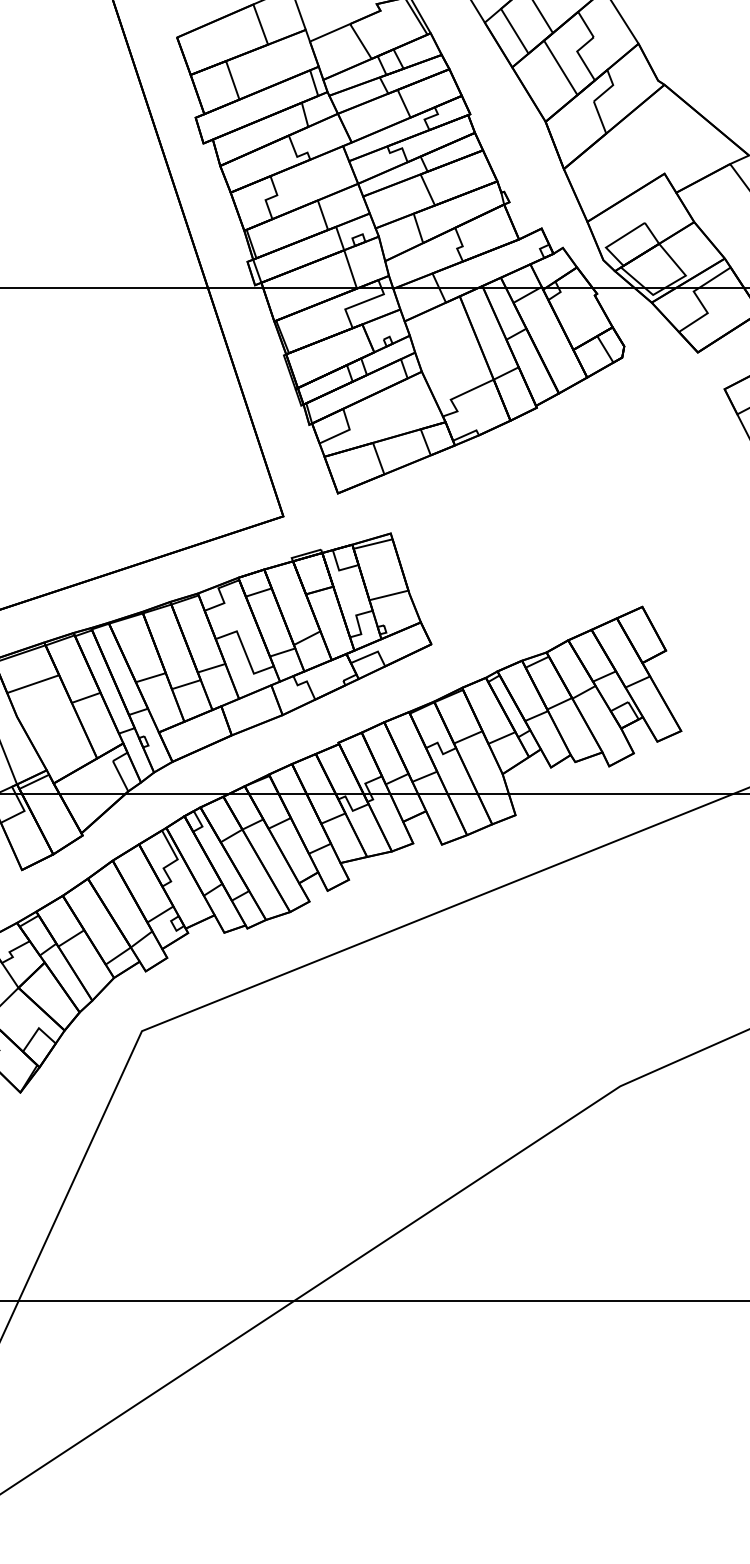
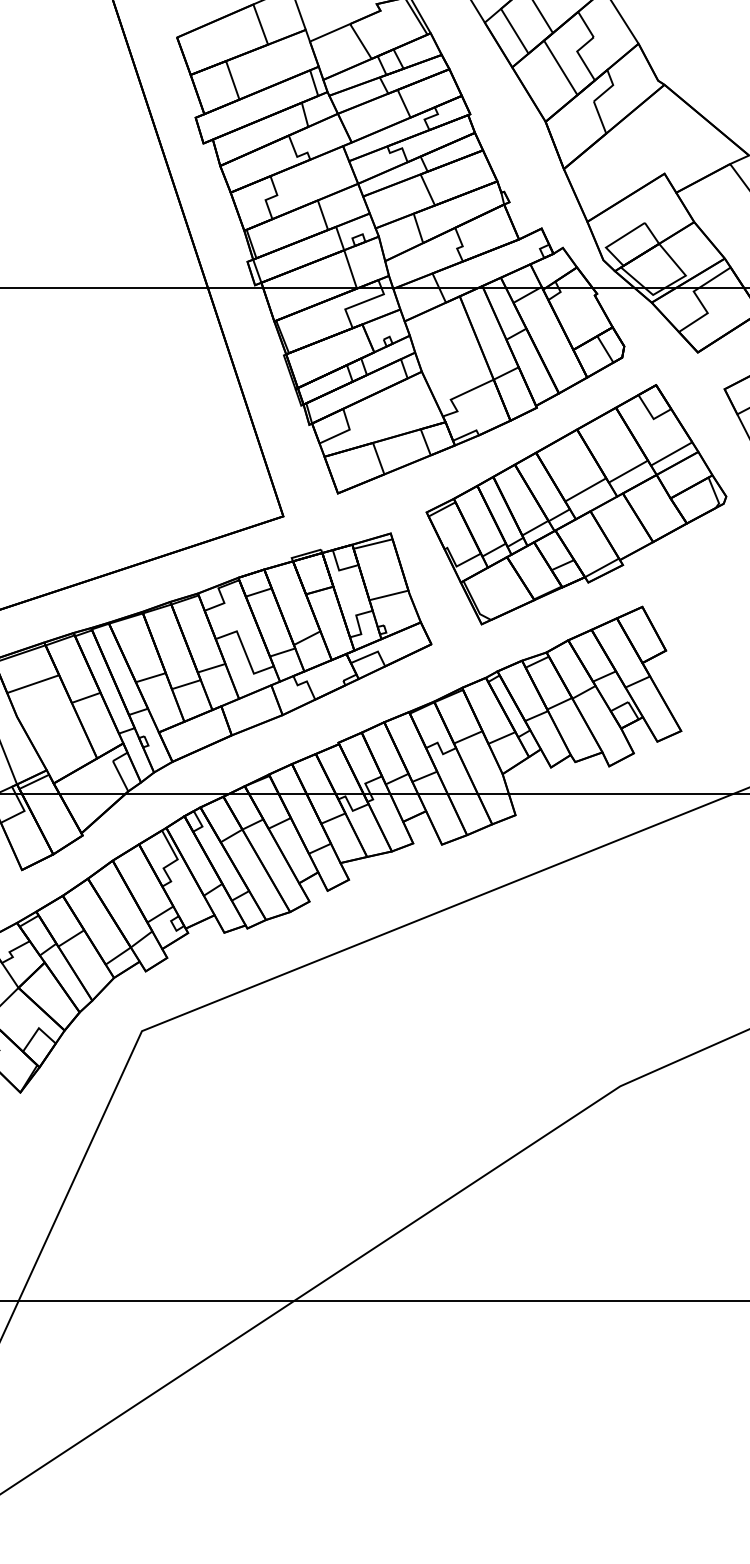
part: none -> present (576, 504)
